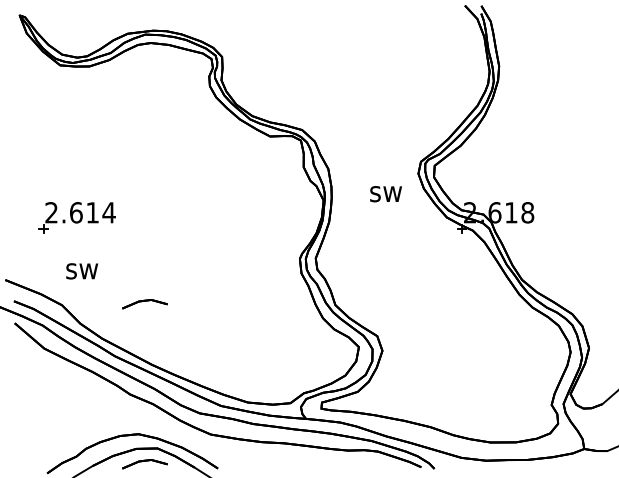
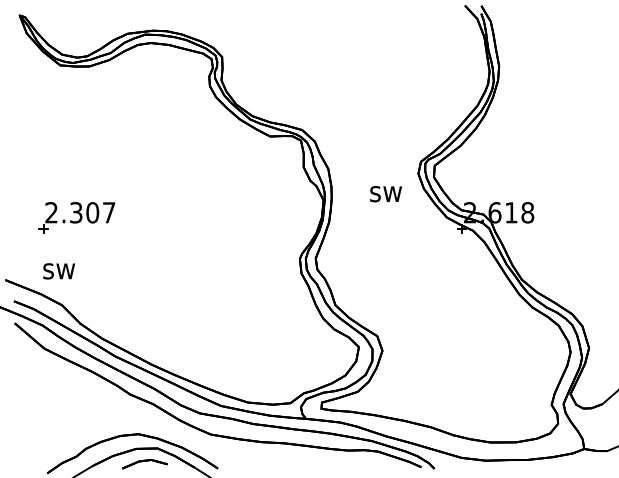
text: 2.614 -> 2.307 (92, 212)
text position: (82, 271) -> (59, 271) (59, 271)
part: present -> none (144, 304)
